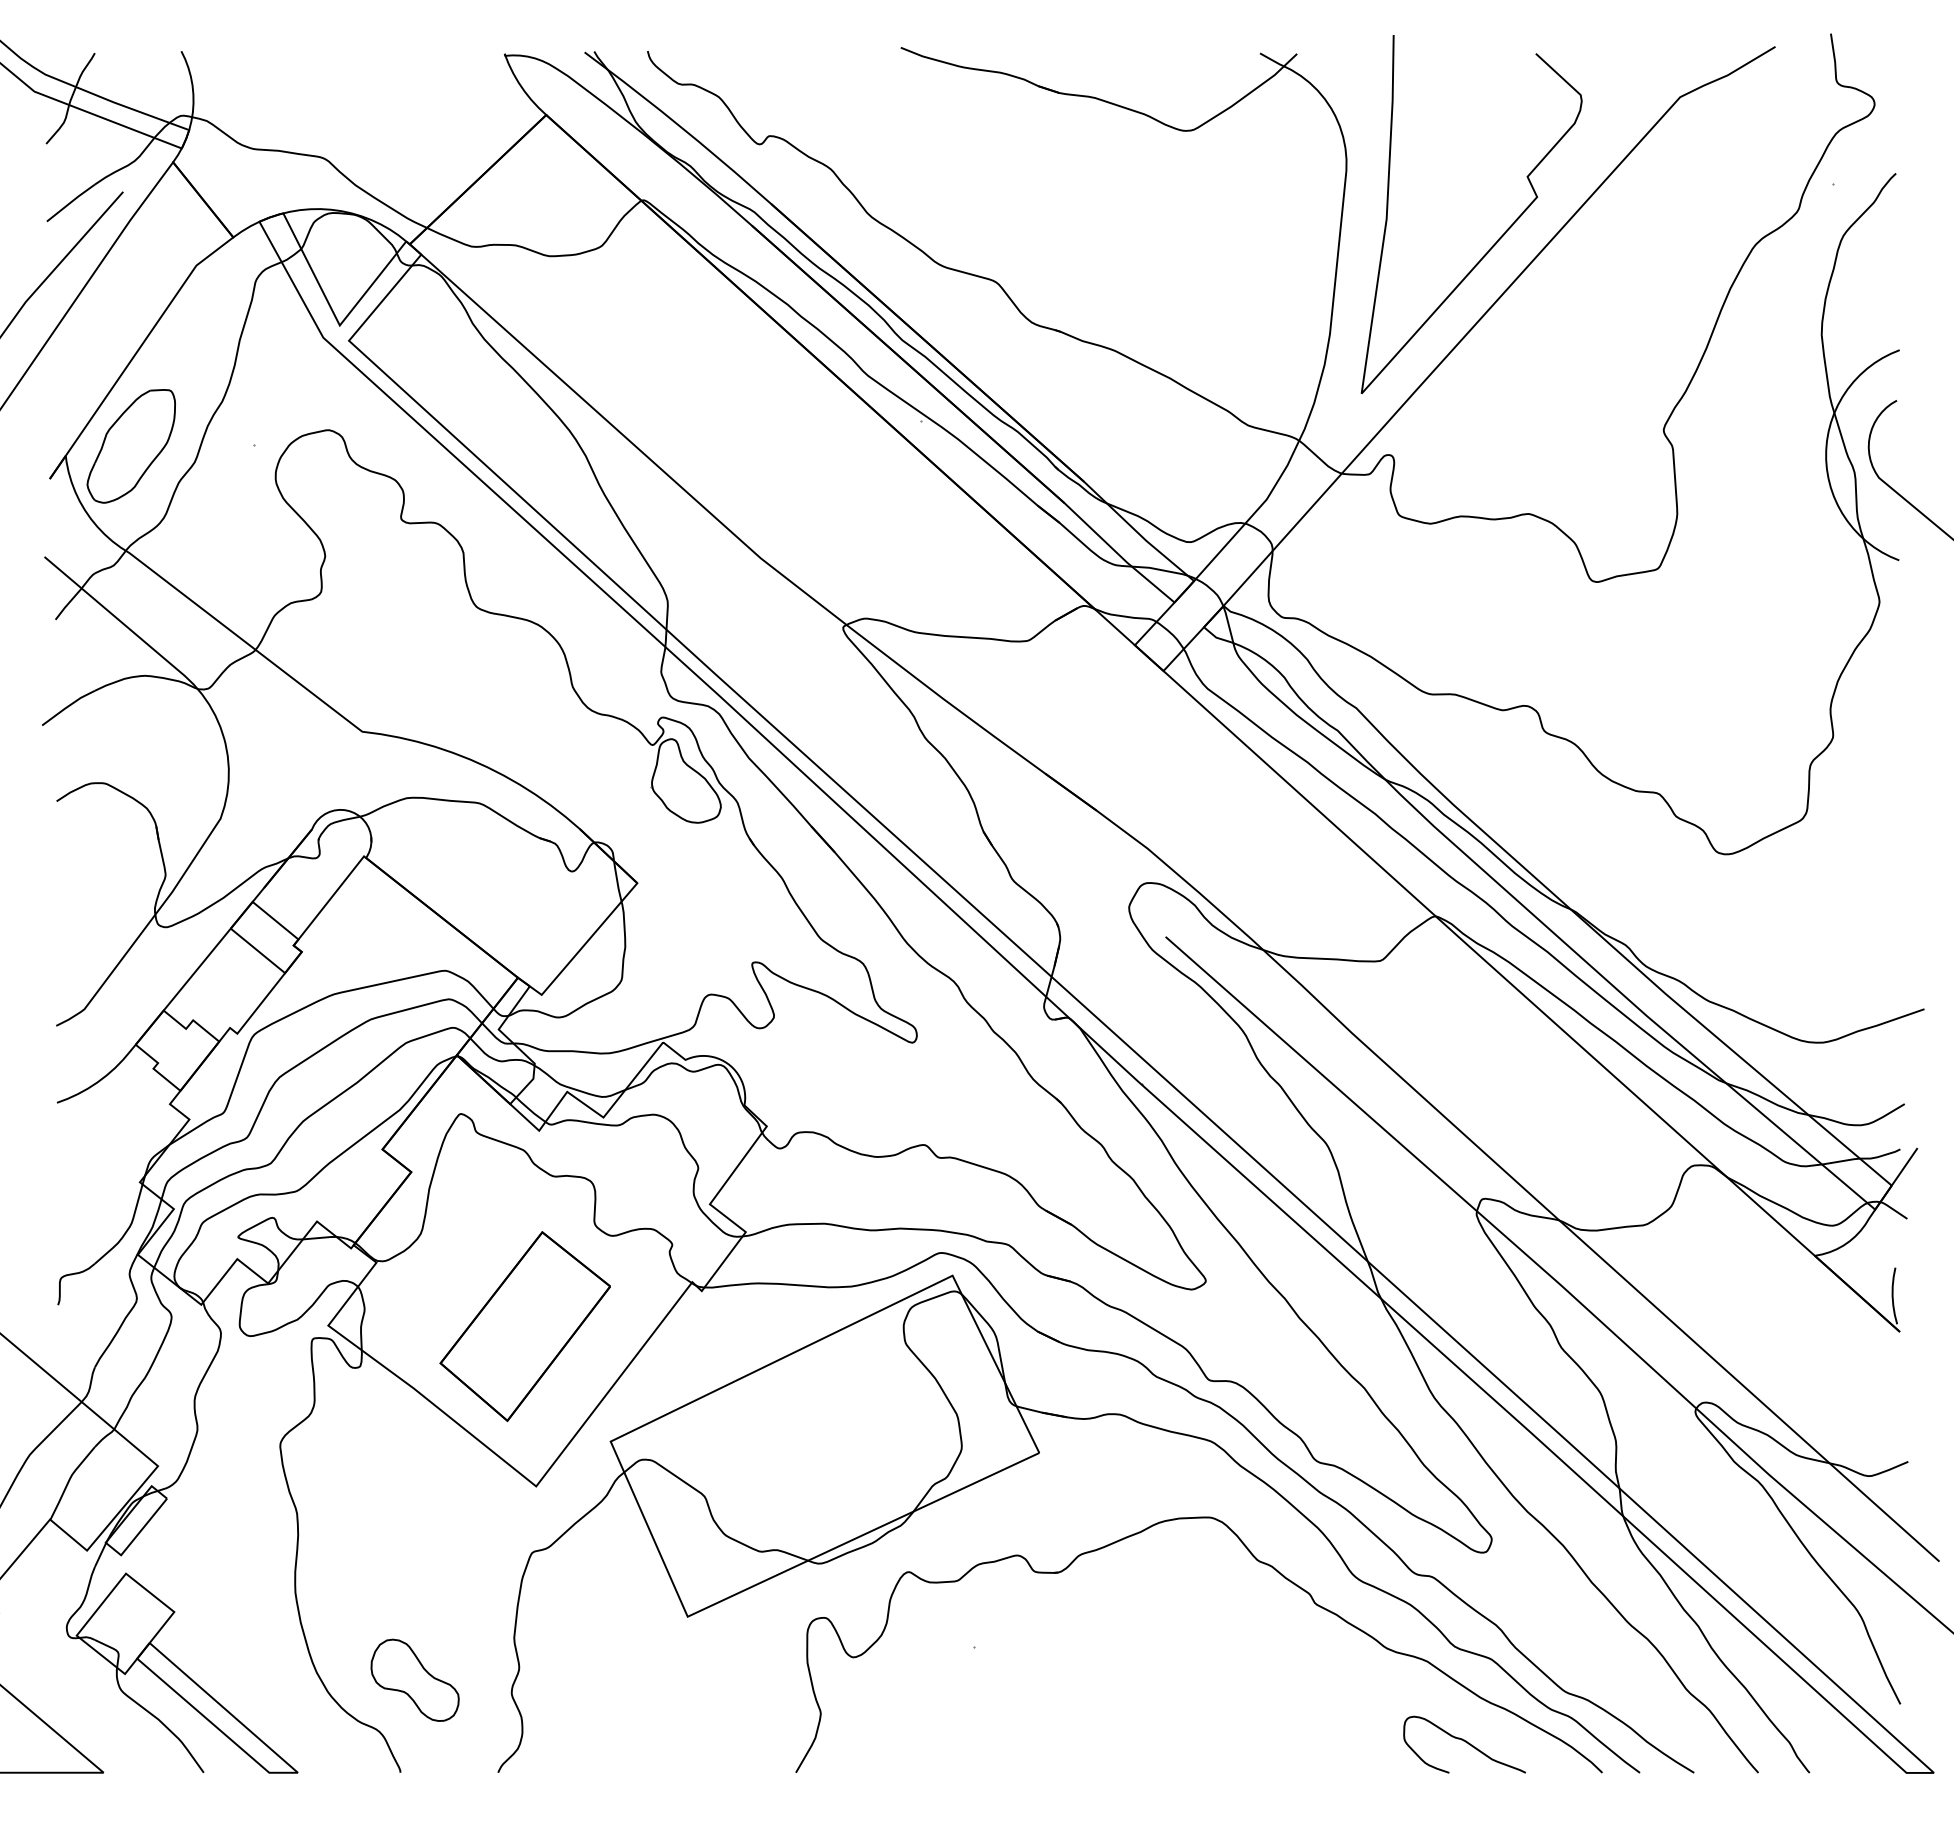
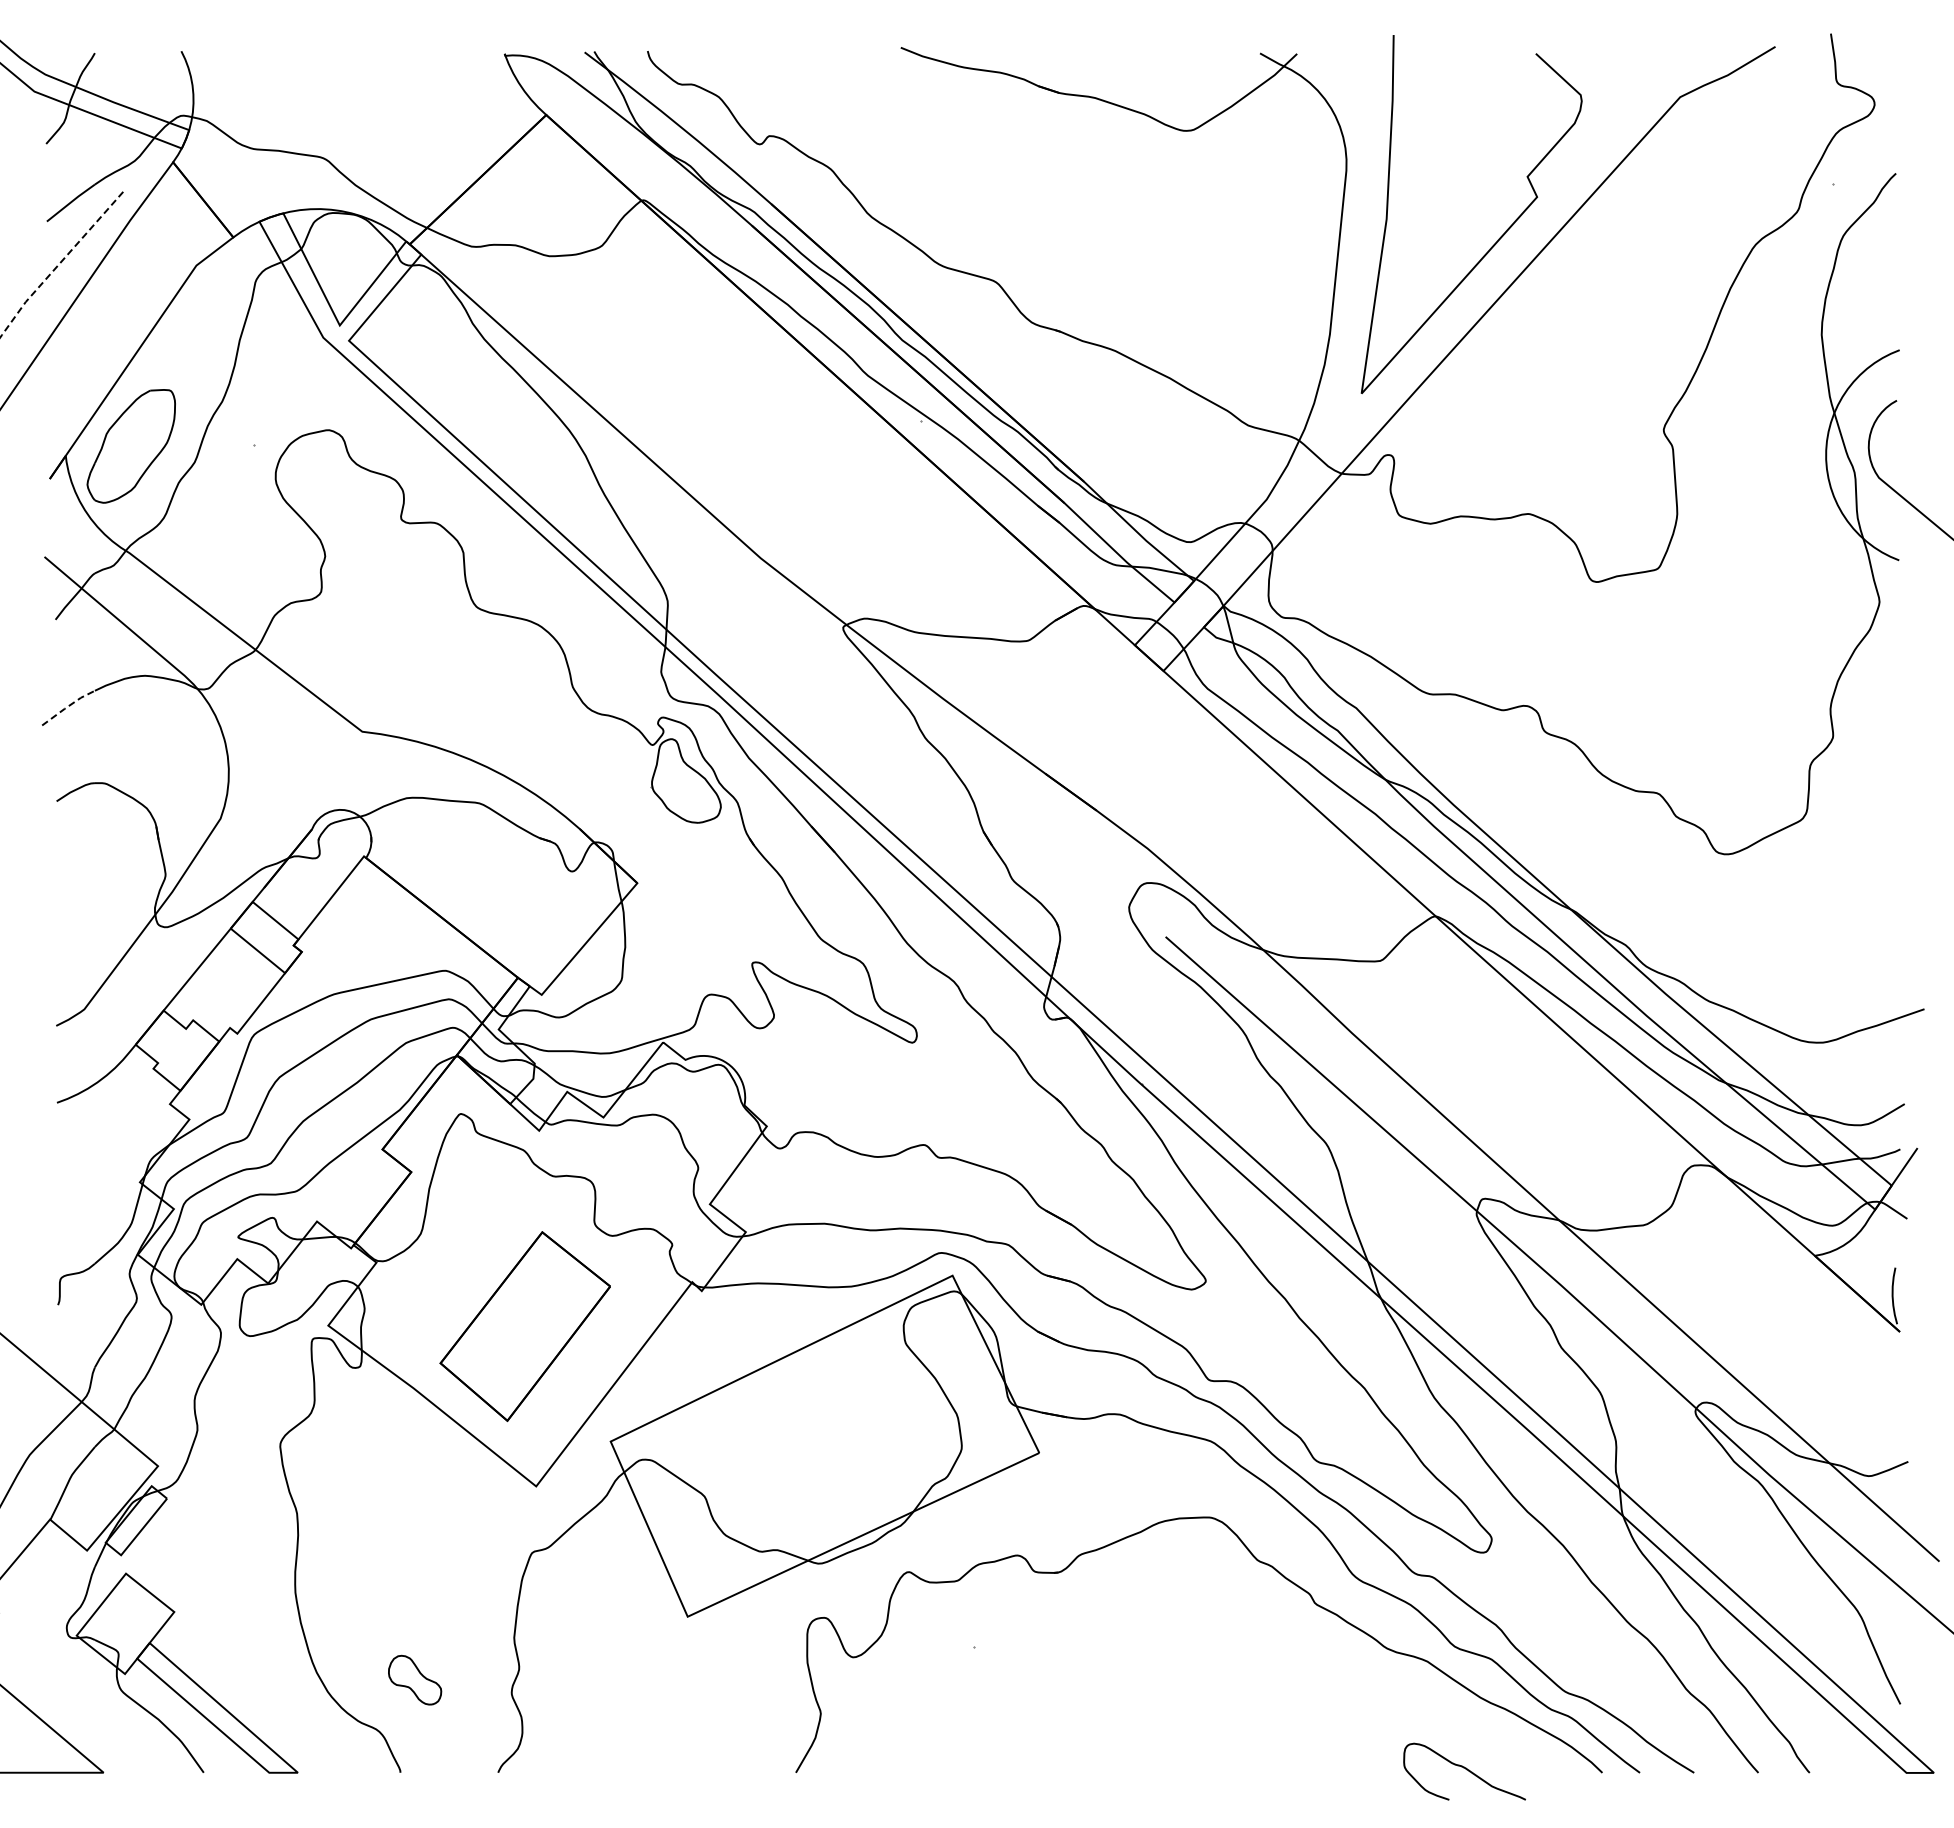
line: solid -> dashed (59, 264)
line: solid -> dashed (67, 706)
part size: 90x84 px -> 55x52 px (415, 1679)
curve position: (1465, 1742) -> (1465, 1769) (1465, 1769)
